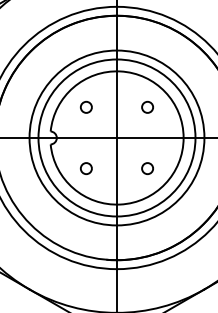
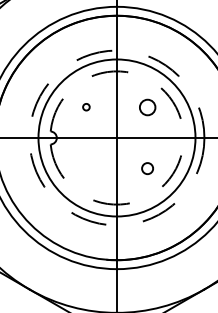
circle size: 13x14 px -> 9x9 px (86, 107)
circle size: 13x14 px -> 18x19 px (147, 107)
circle: solid -> dashed (116, 137)
arc: solid -> dashed (183, 138)
circle: present -> none (86, 168)
